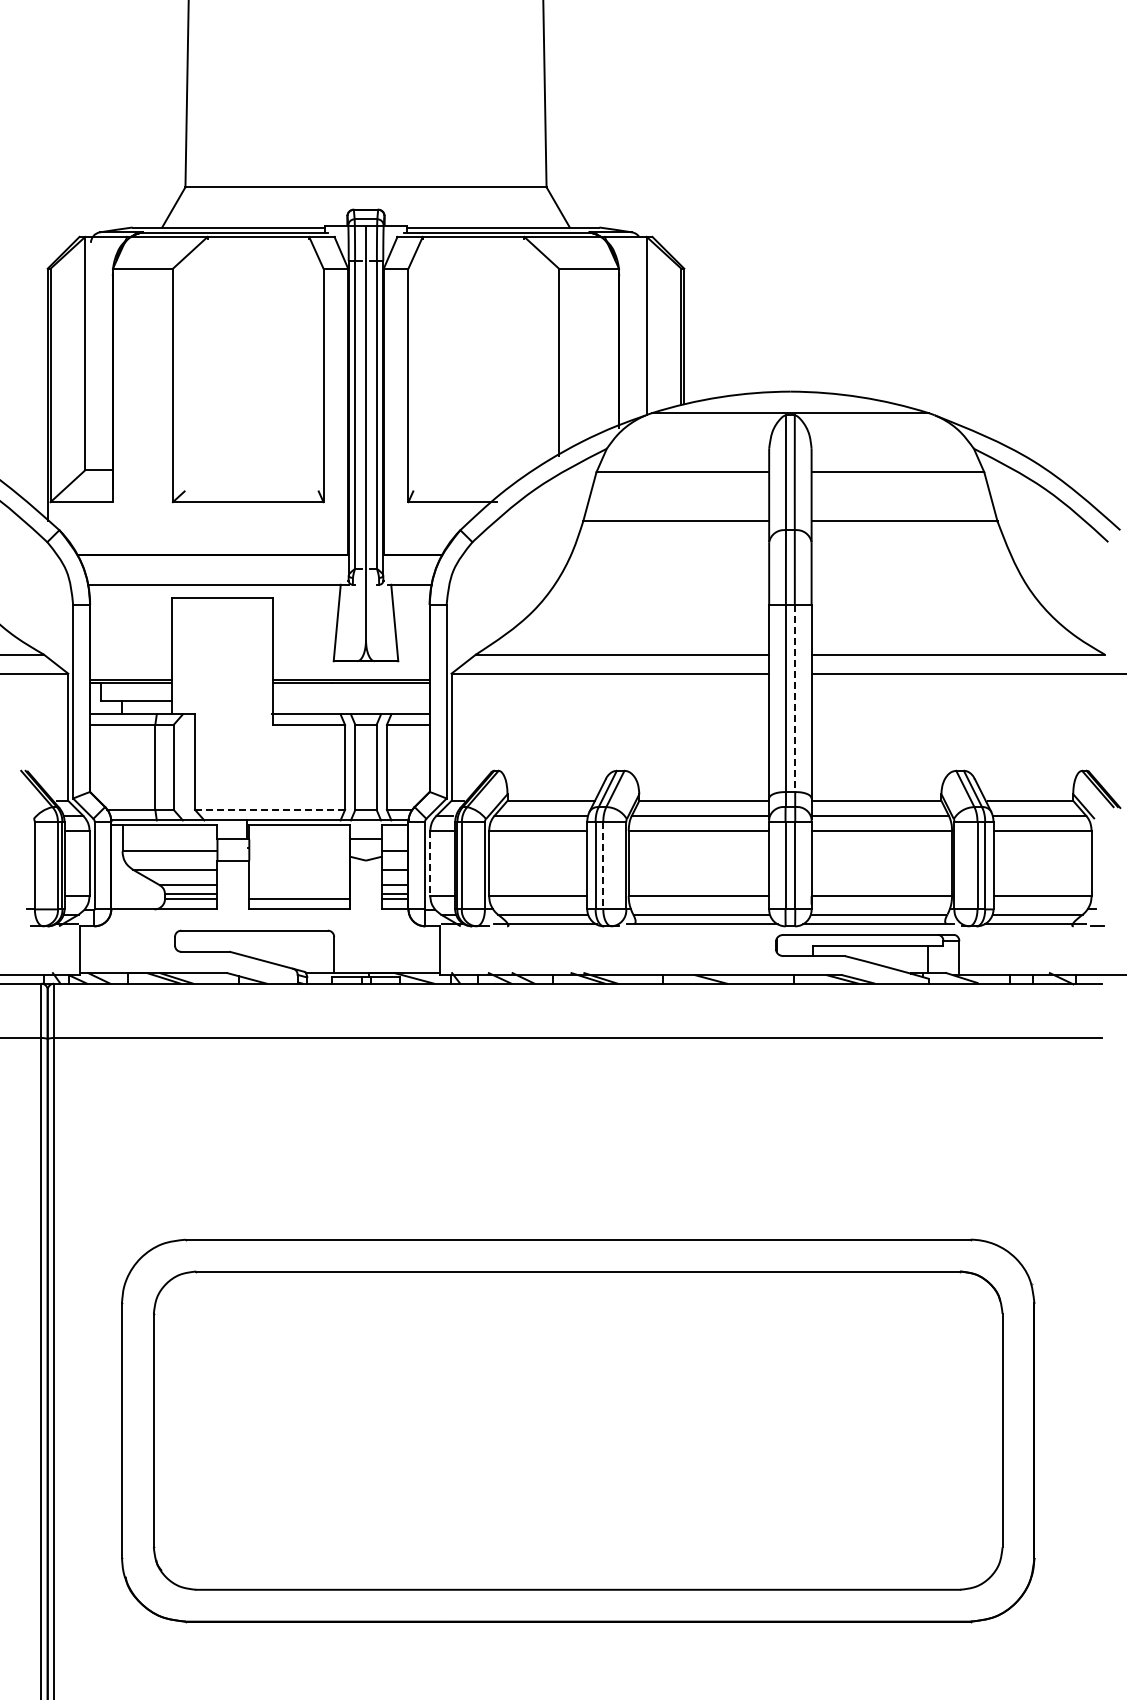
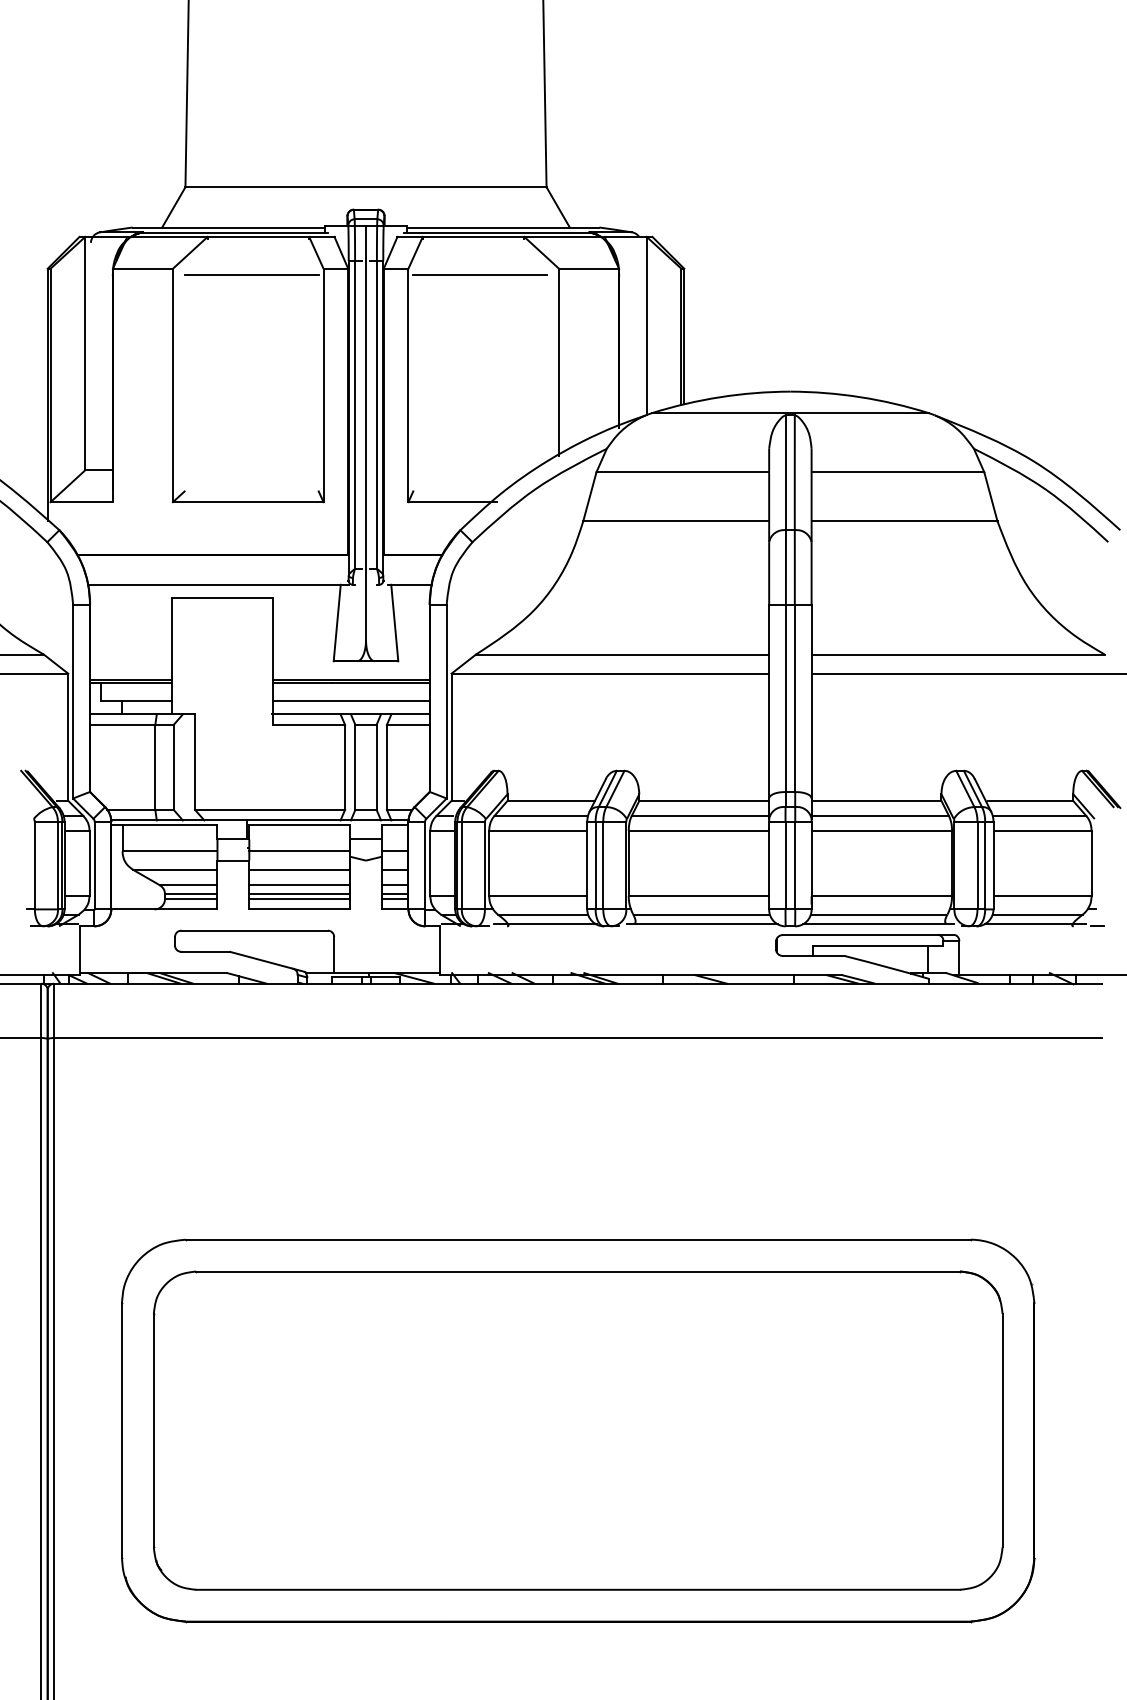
line: none -> present (251, 275)
line: none -> present (480, 275)
line: dashed -> solid (794, 698)
line: none -> present (351, 701)
line: dashed -> solid (270, 809)
line: none -> present (299, 851)
line: dashed -> solid (430, 863)
line: dashed -> solid (603, 865)
line: none -> present (299, 869)
line: none -> present (299, 885)
line: none -> present (299, 894)
